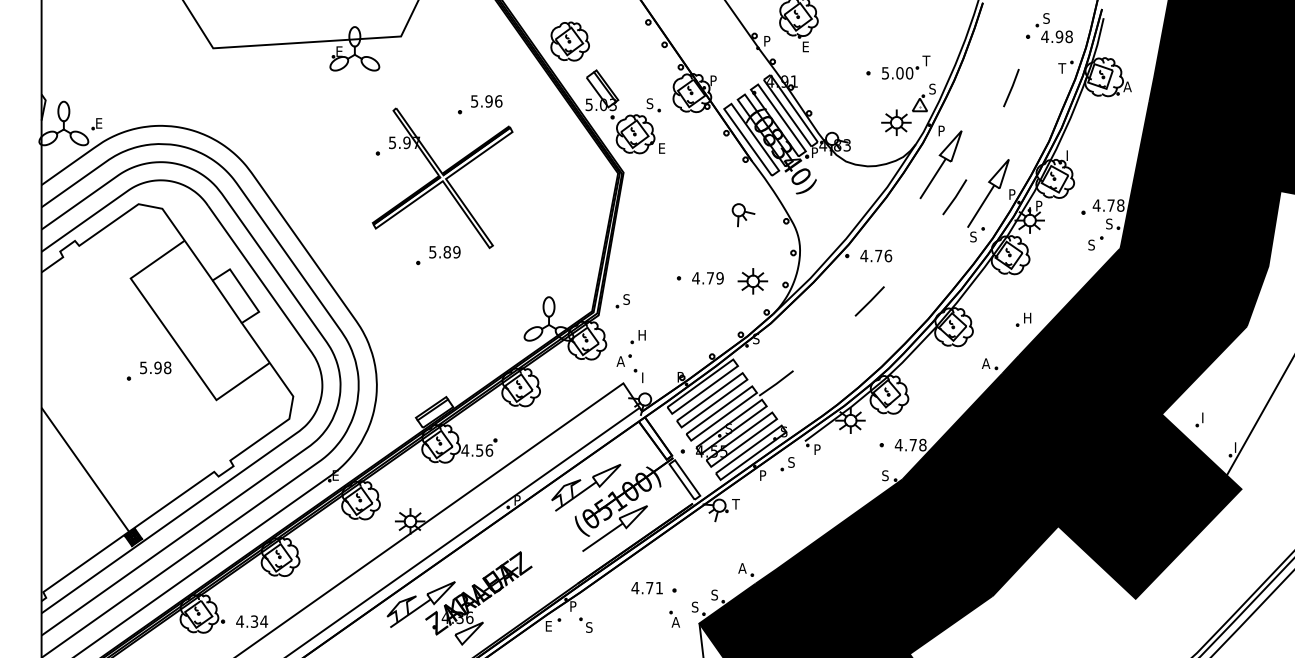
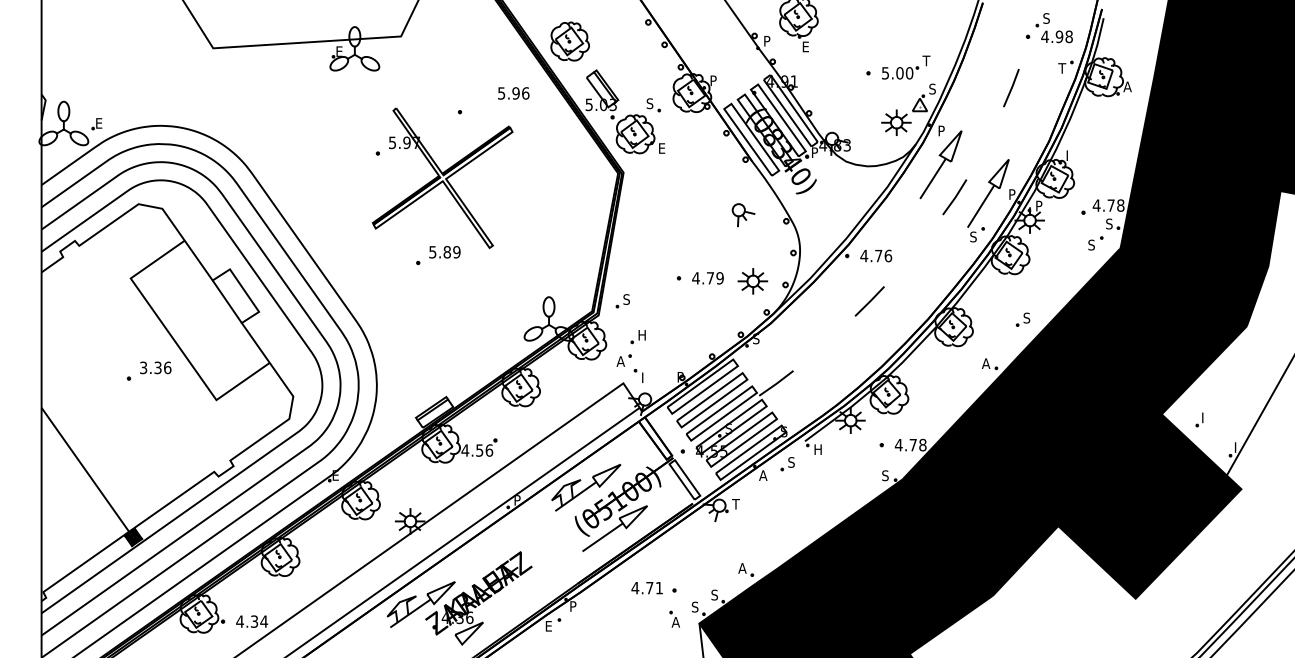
text position: (486, 101) -> (513, 93) (513, 93)
text: H -> S (1027, 317)
text: 5.98 -> 3.36 (155, 367)
text: P -> H (818, 449)
text: P -> A (763, 475)
part: present -> none (585, 624)
